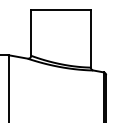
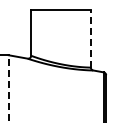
line: solid -> dashed (90, 38)
line: solid -> dashed (8, 88)
